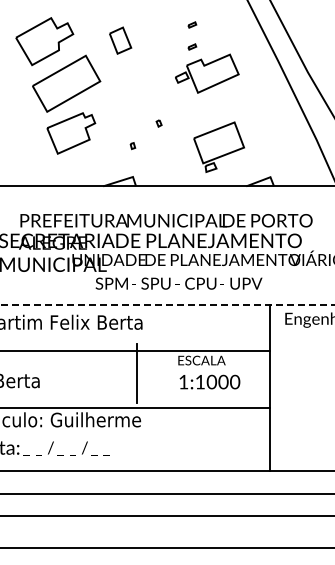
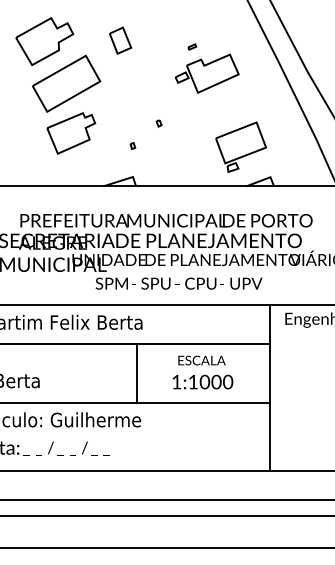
part: present -> none (192, 24)
part position: (218, 146) -> (240, 146) (240, 146)
line: dashed -> solid (168, 304)
line position: (136, 350) -> (136, 343) (136, 343)
text position: (209, 381) -> (202, 381) (202, 381)
line position: (136, 408) -> (136, 403) (136, 403)
line position: (166, 493) -> (166, 499) (166, 499)
